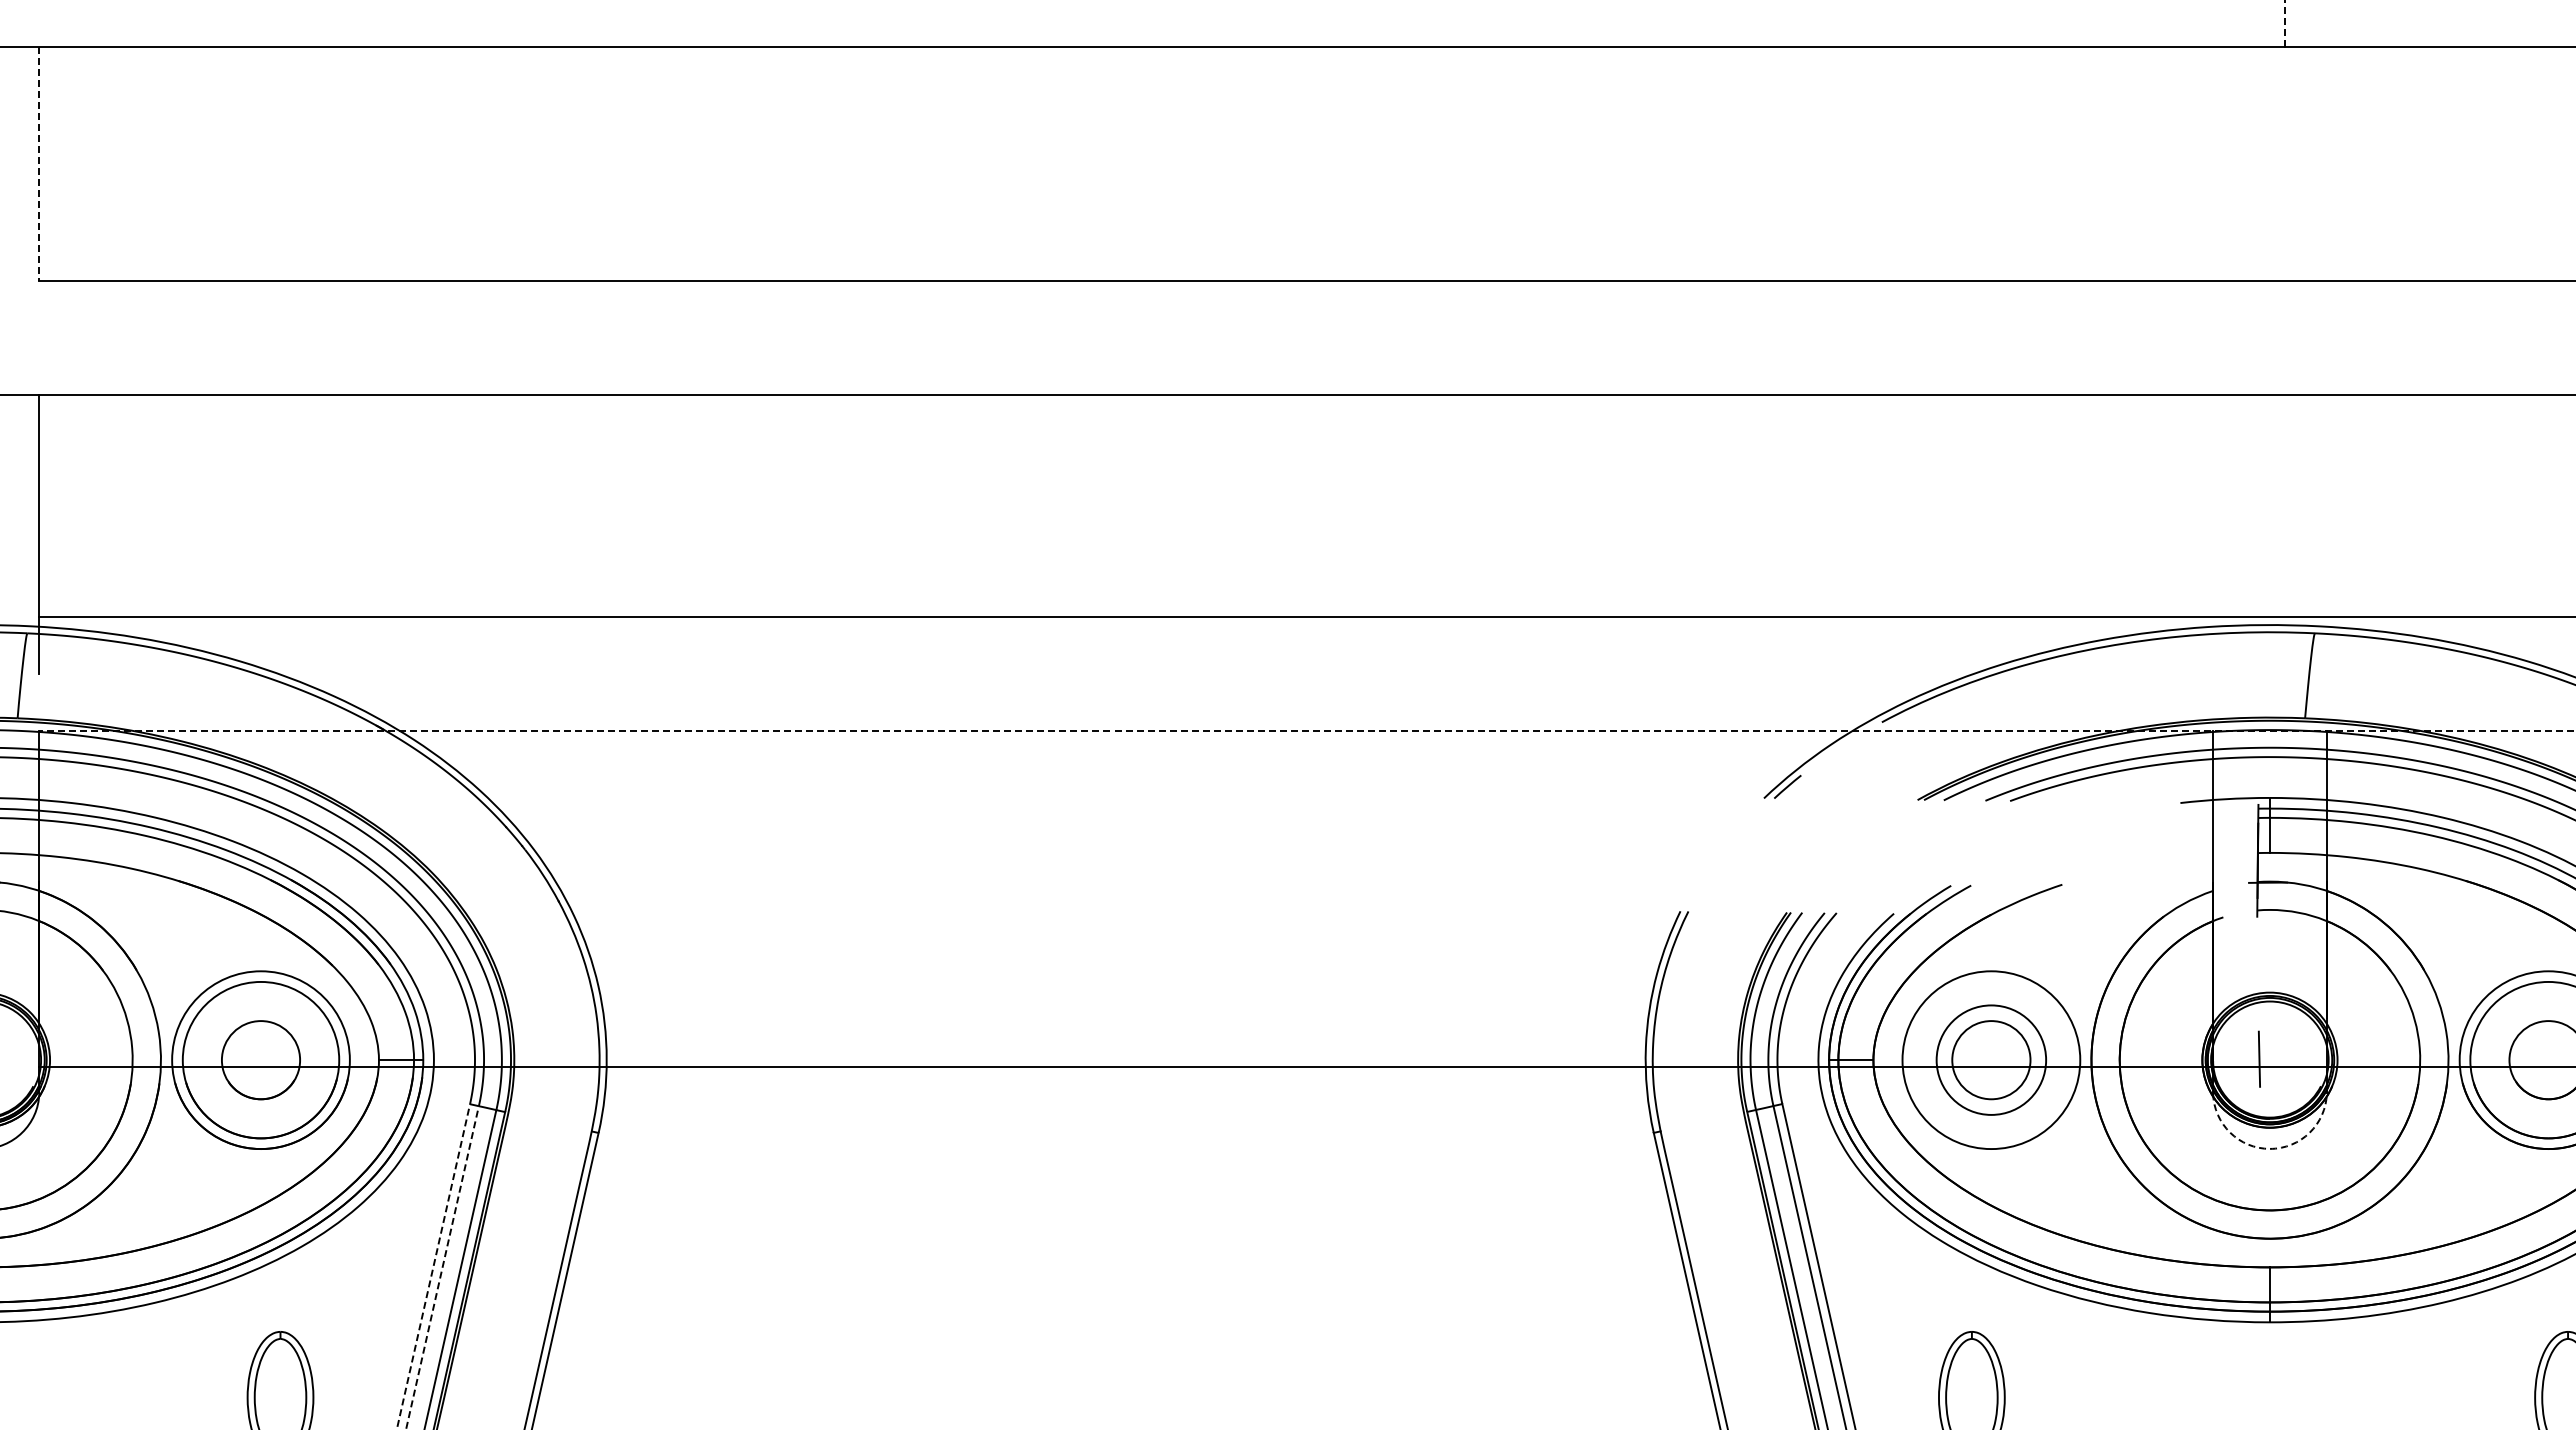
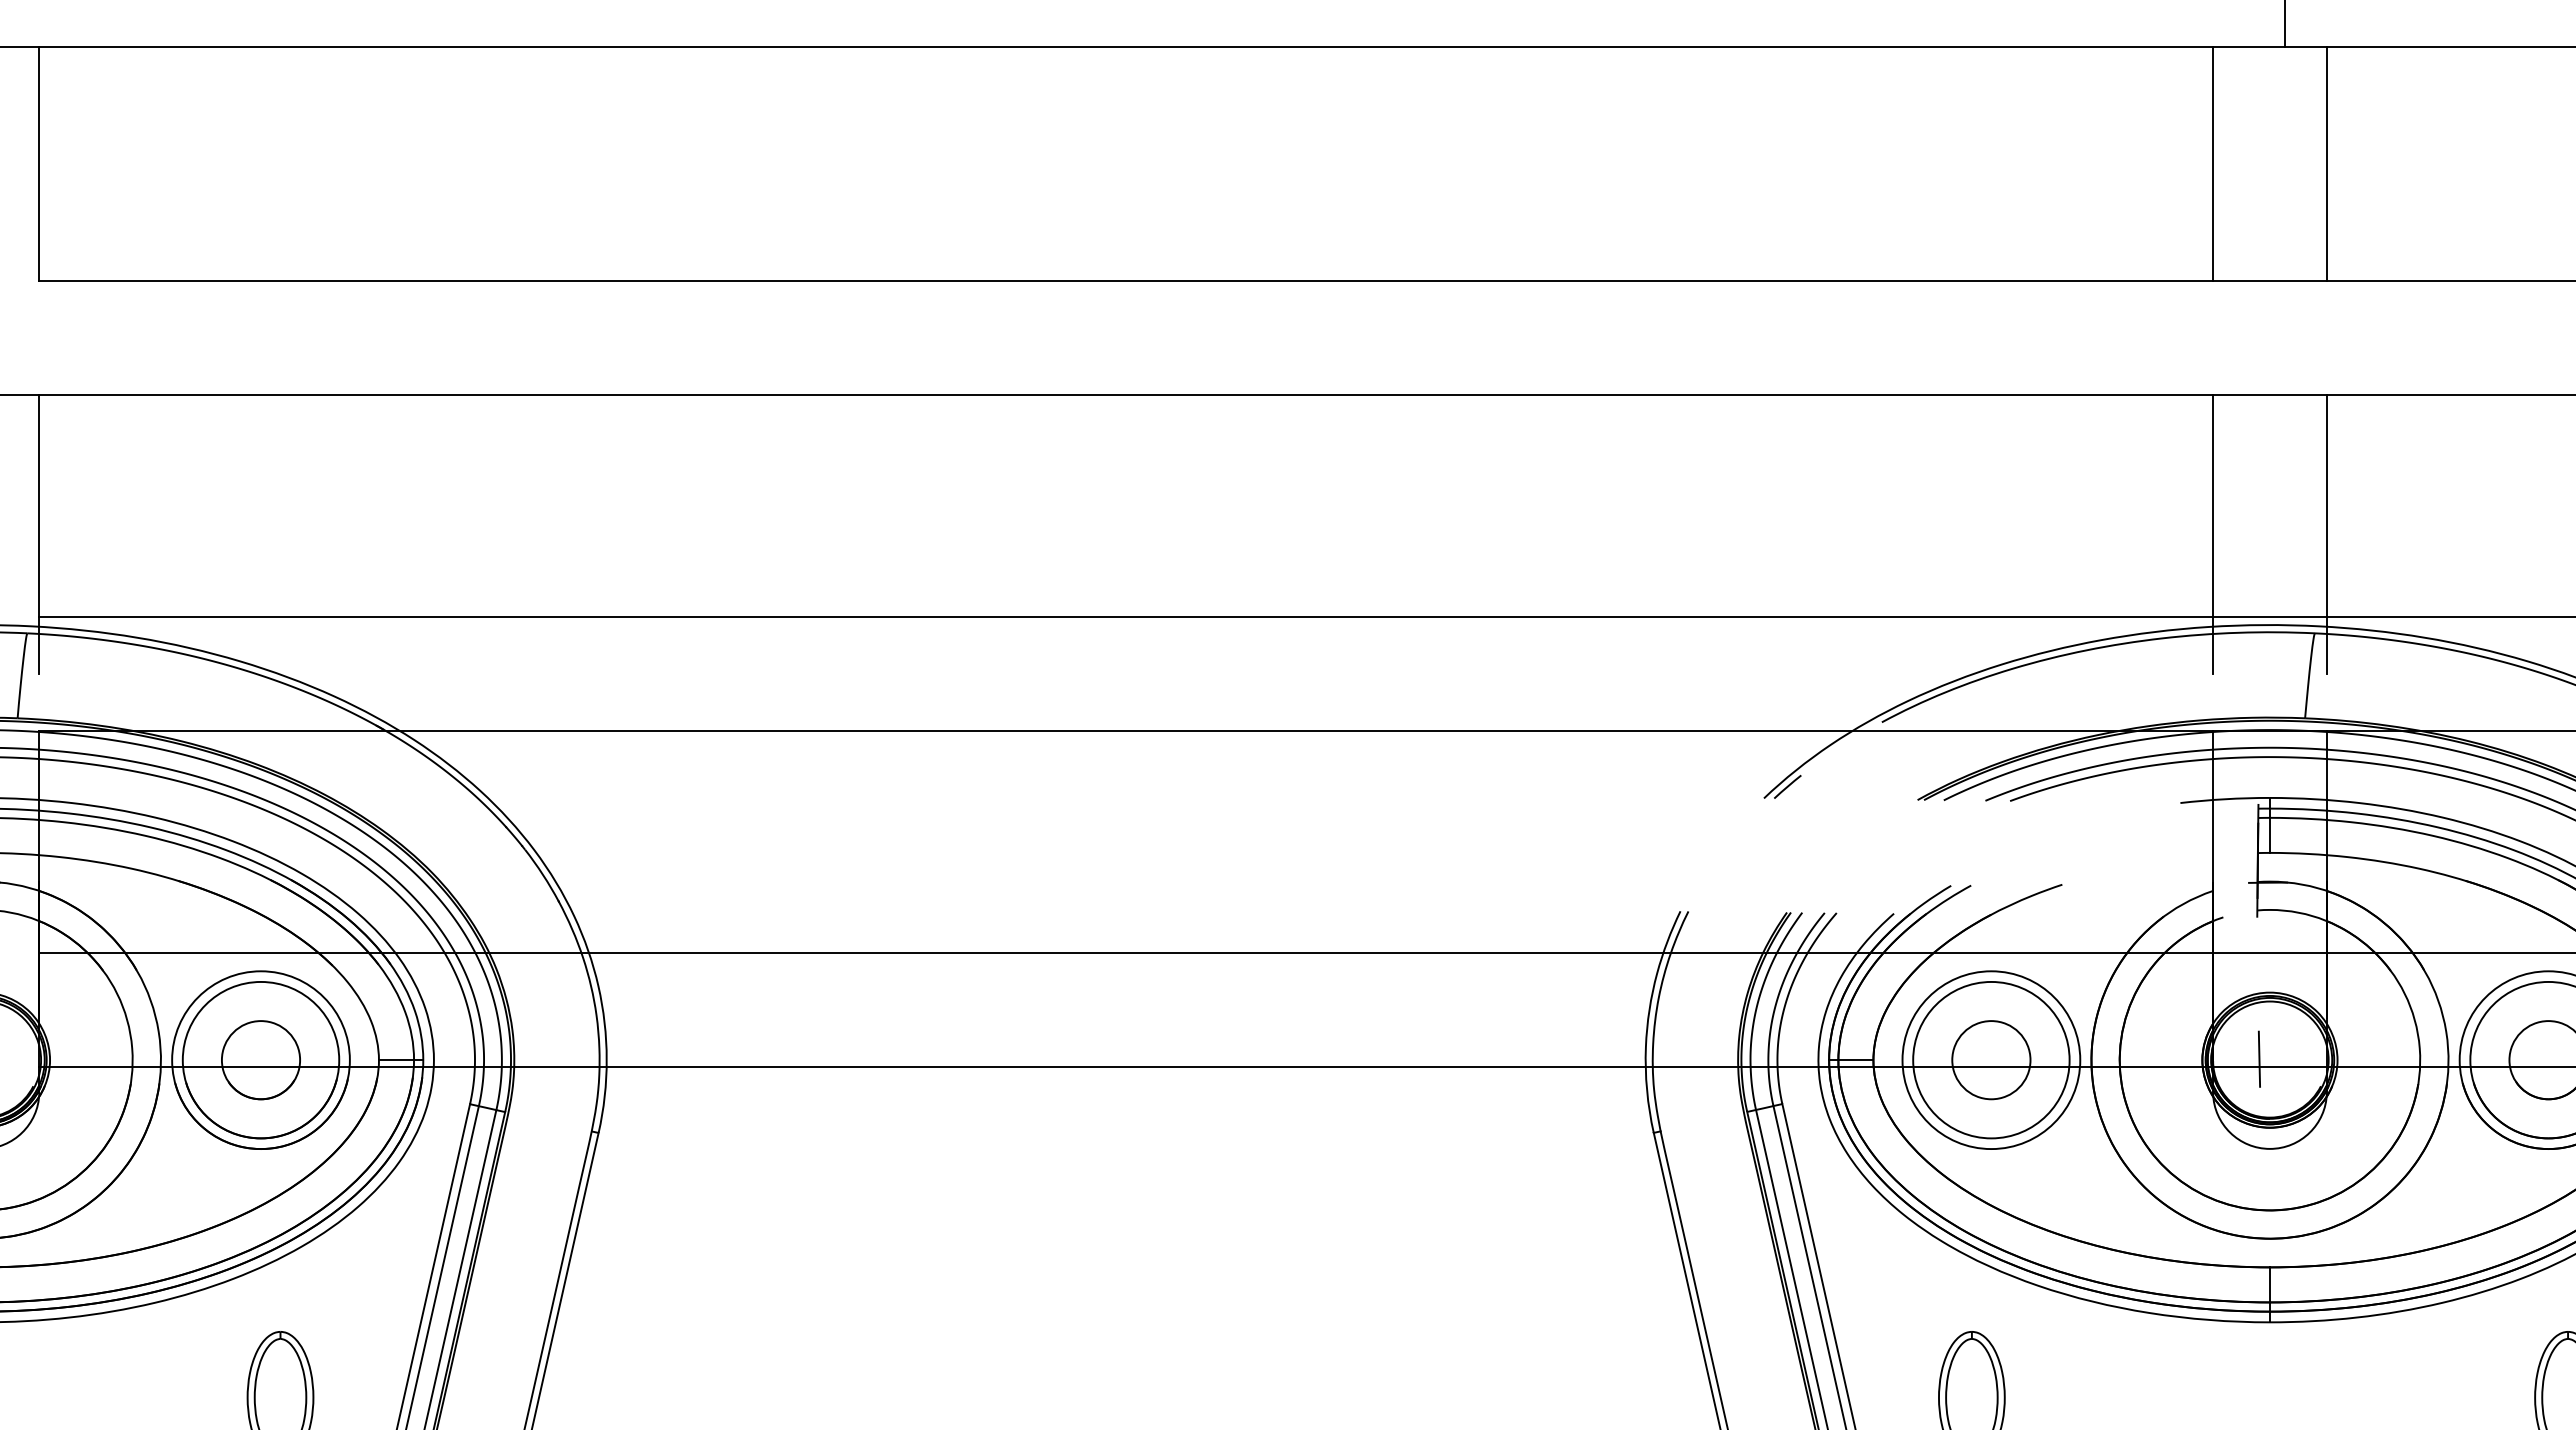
line: dashed -> solid (2285, 23)
line: none -> present (2213, 163)
line: none -> present (2326, 163)
line: dashed -> solid (39, 164)
line: none -> present (2213, 534)
line: none -> present (2326, 534)
line: dashed -> solid (1307, 730)
line: none -> present (1305, 953)
circle diameter: 109 px -> 156 px (1991, 1059)
arc: dashed -> solid (2269, 1148)
line: dashed -> solid (433, 1267)
line: dashed -> solid (442, 1267)
